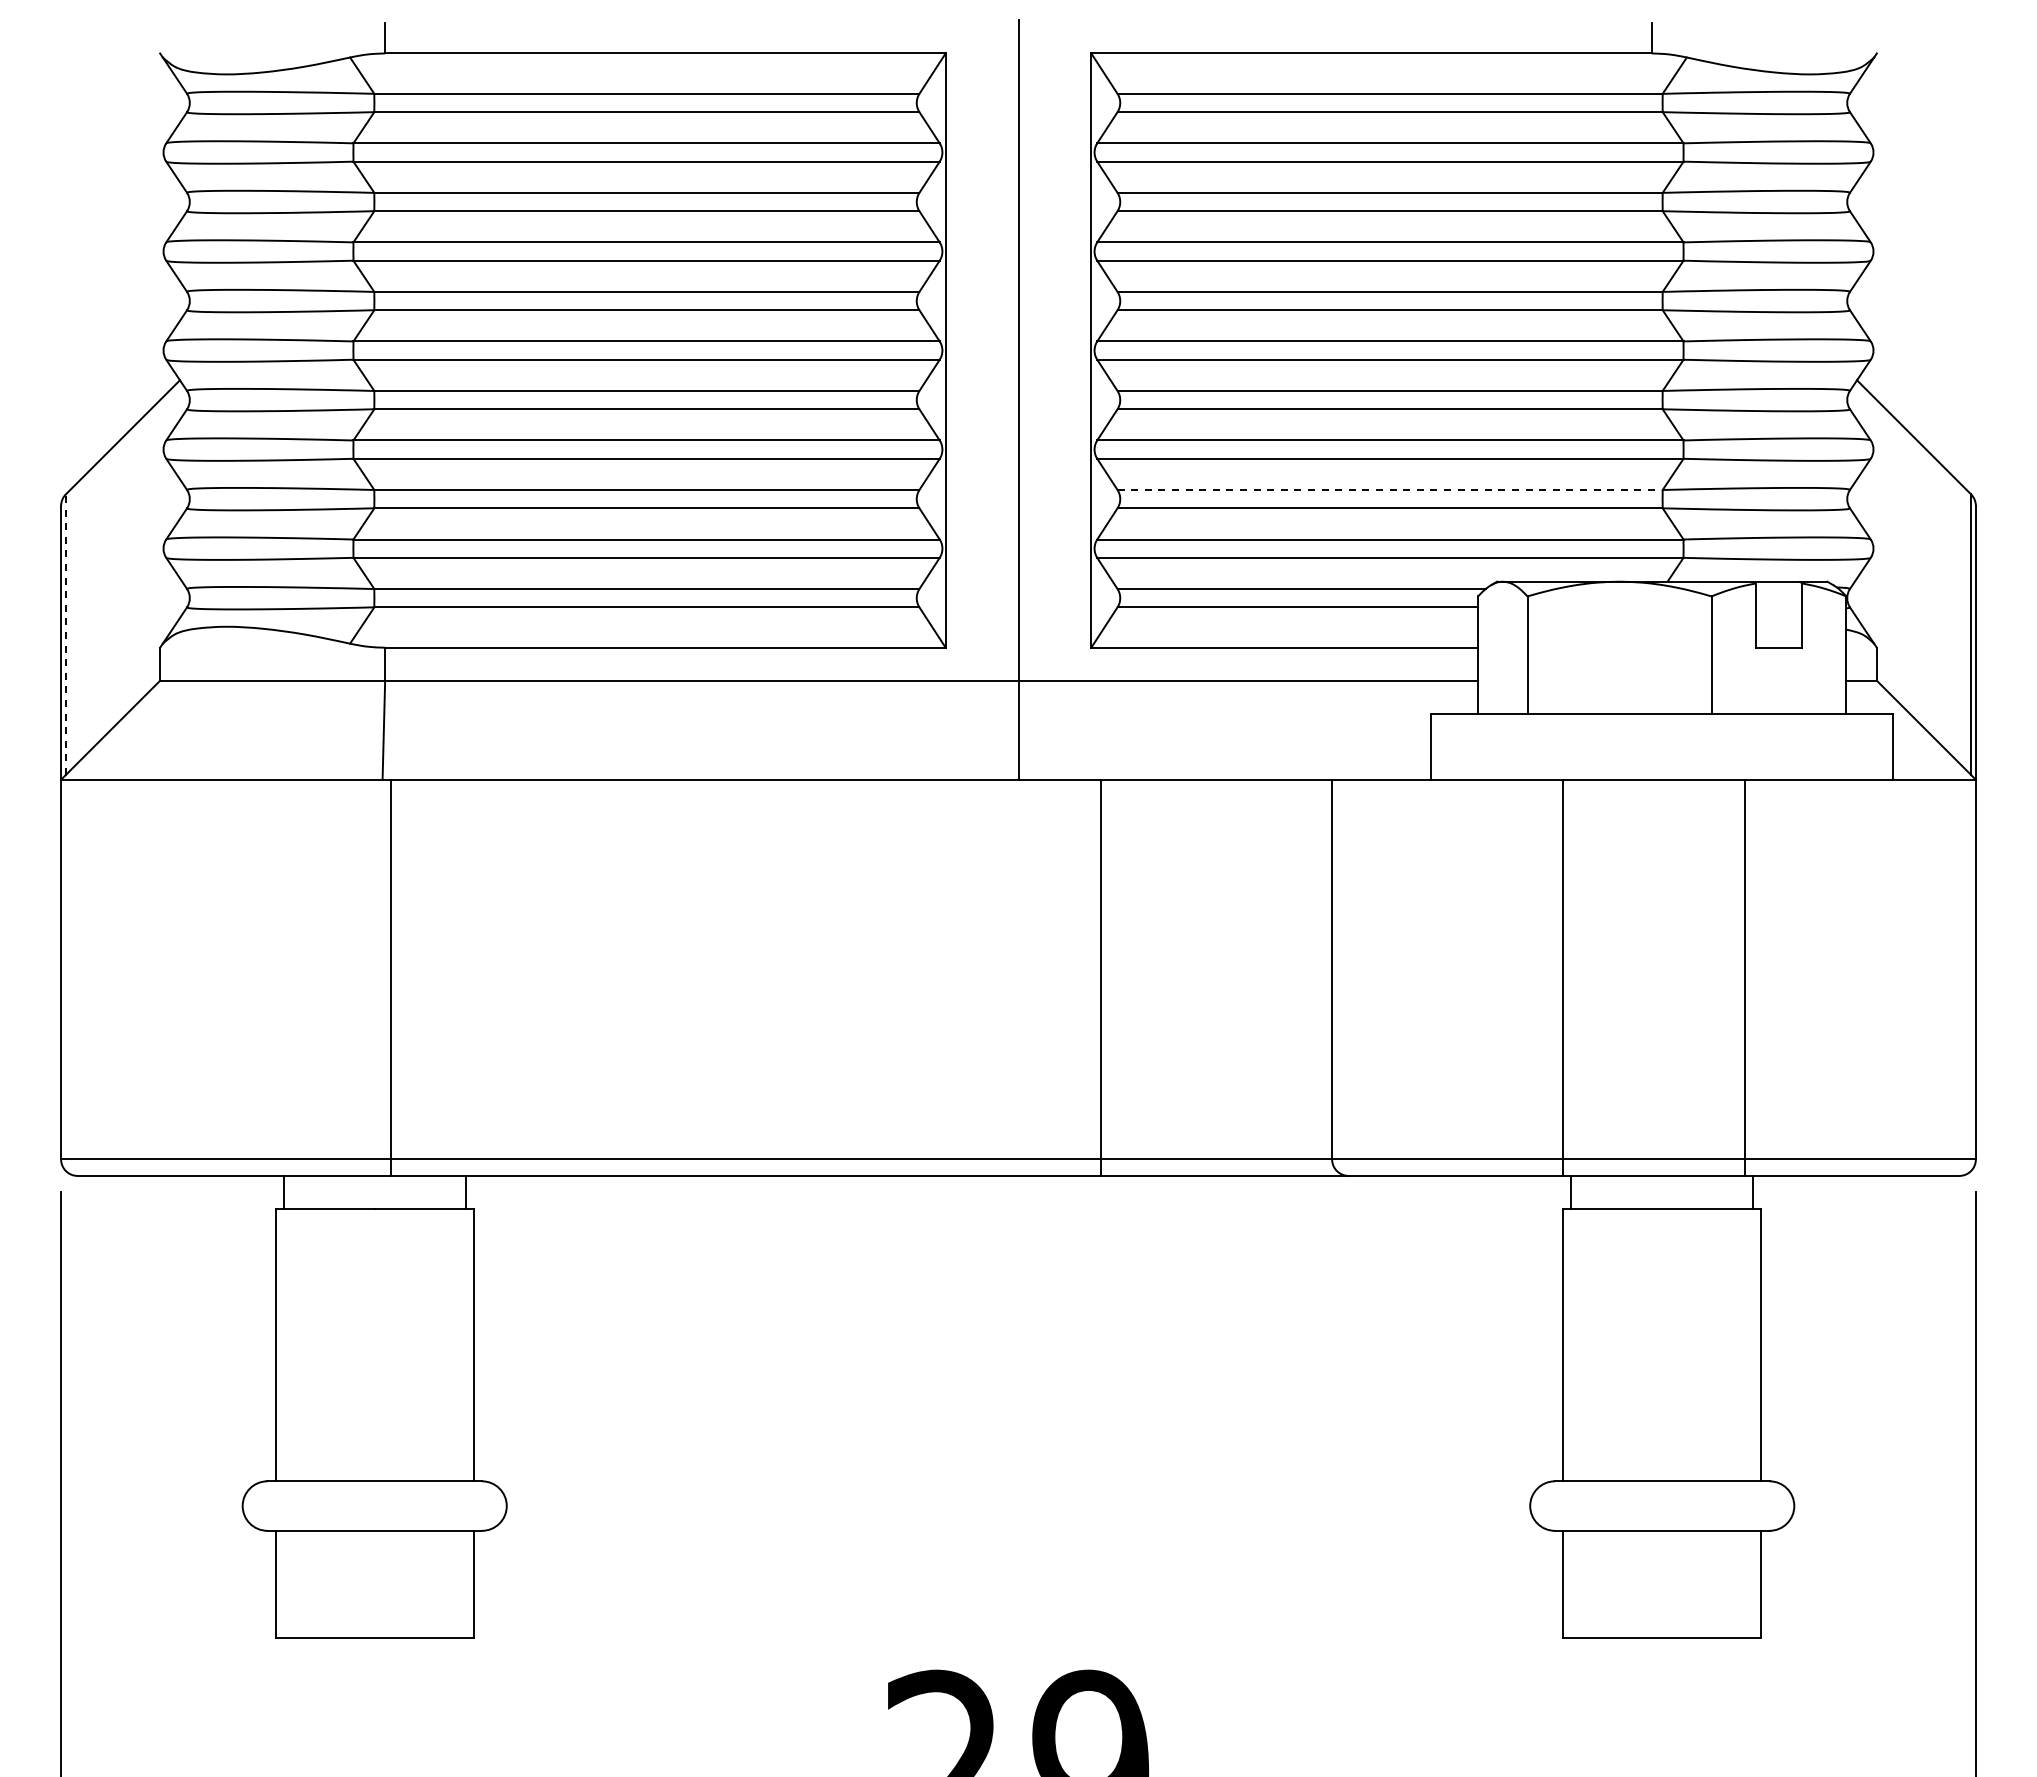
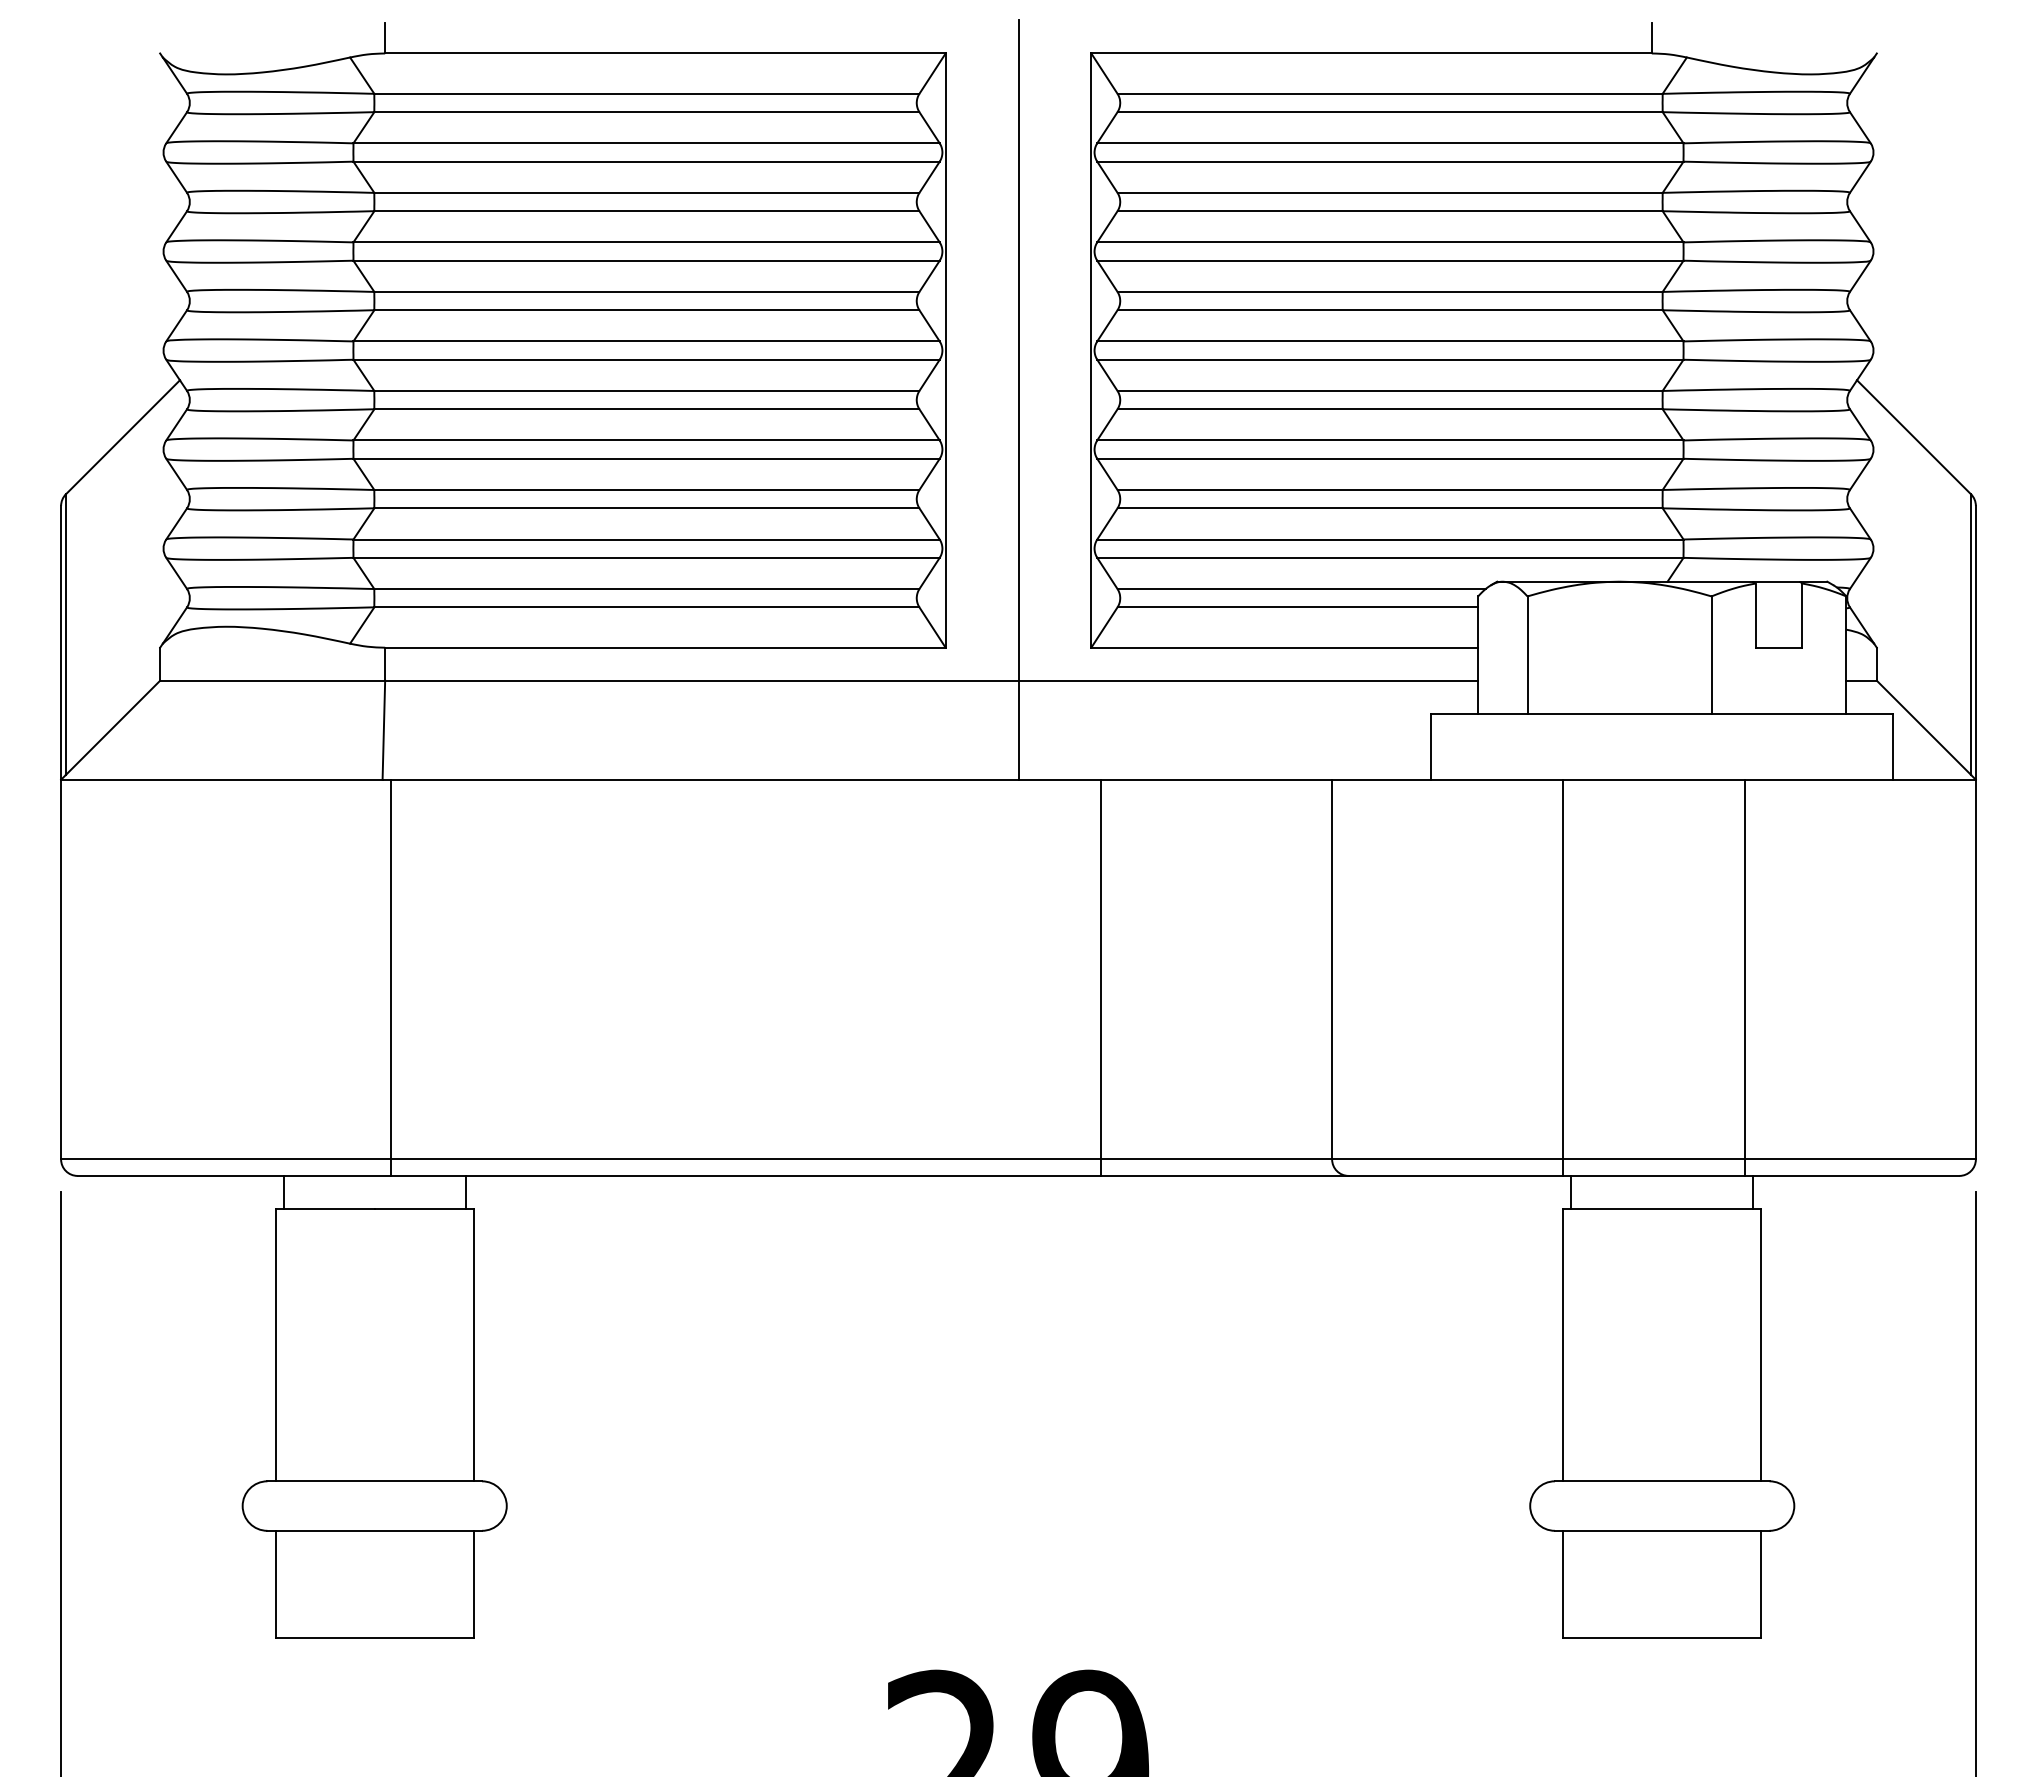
line: dashed -> solid (1390, 489)
line: dashed -> solid (65, 634)
